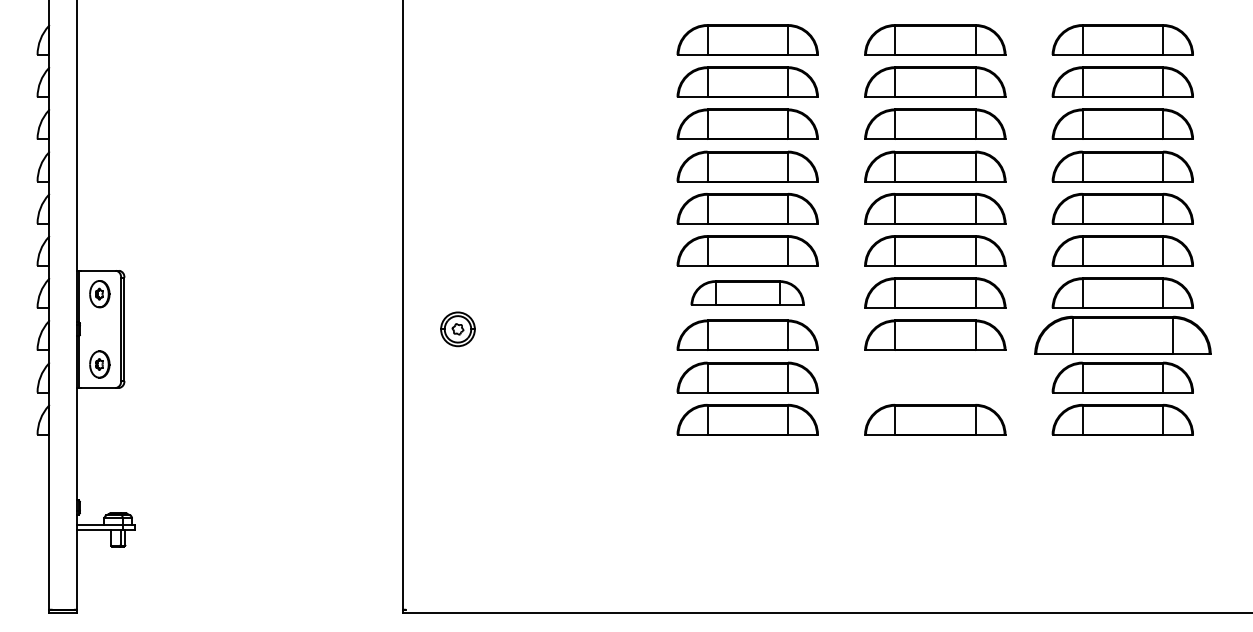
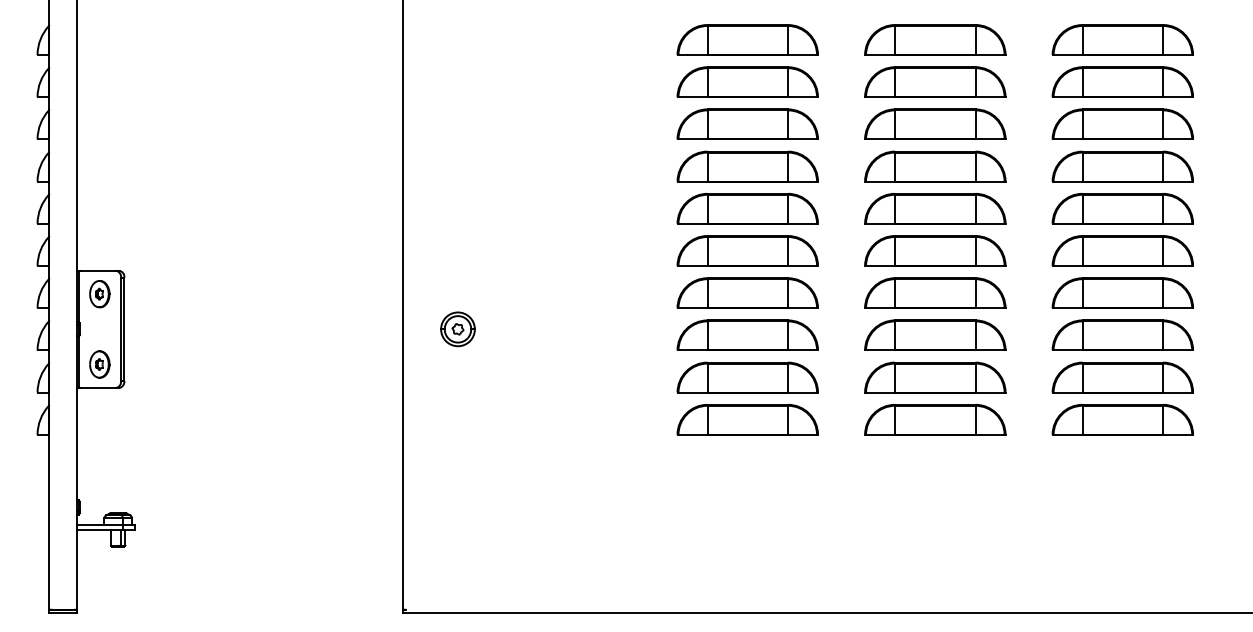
part size: 115x26 px -> 143x32 px (747, 292)
part size: 178x40 px -> 143x32 px (1122, 334)
part: none -> present (935, 377)
